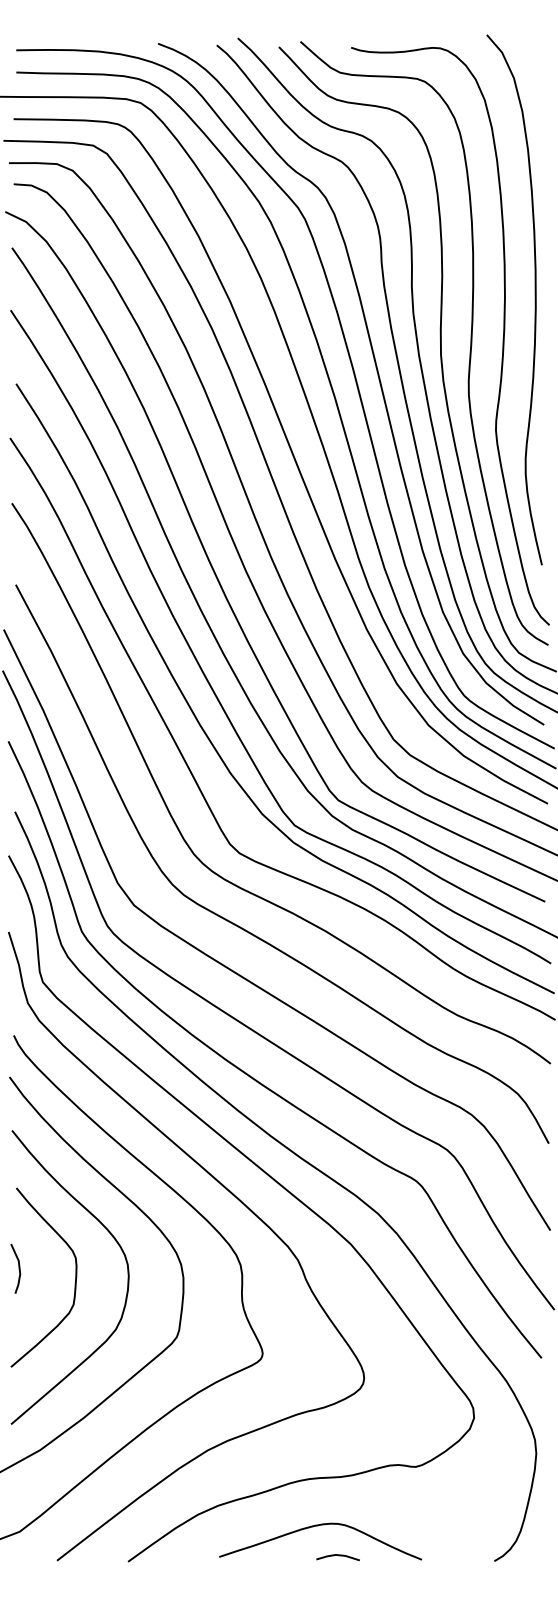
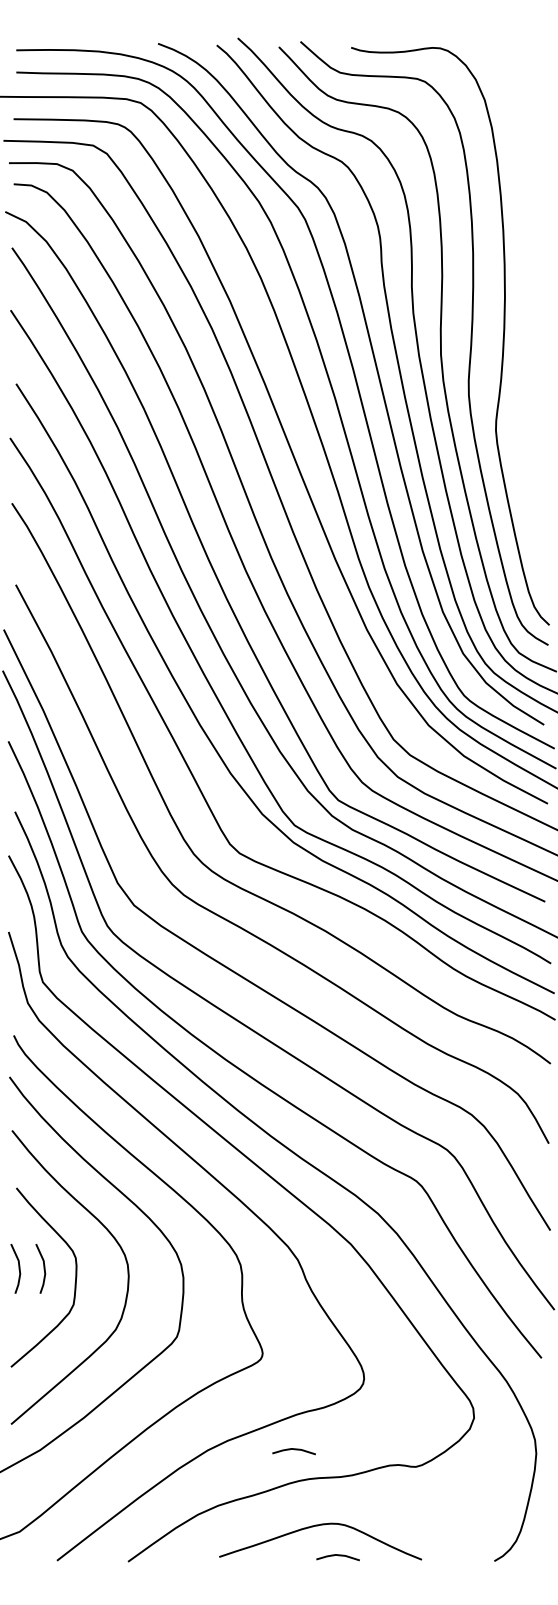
curve: present -> none (534, 299)
line: none -> present (43, 1268)
line: none -> present (294, 1450)
